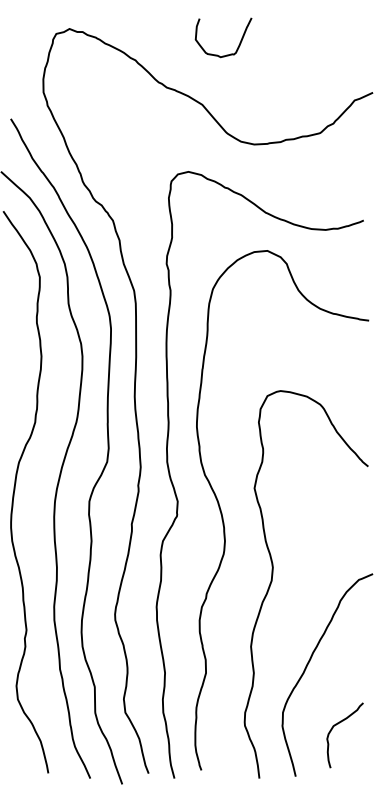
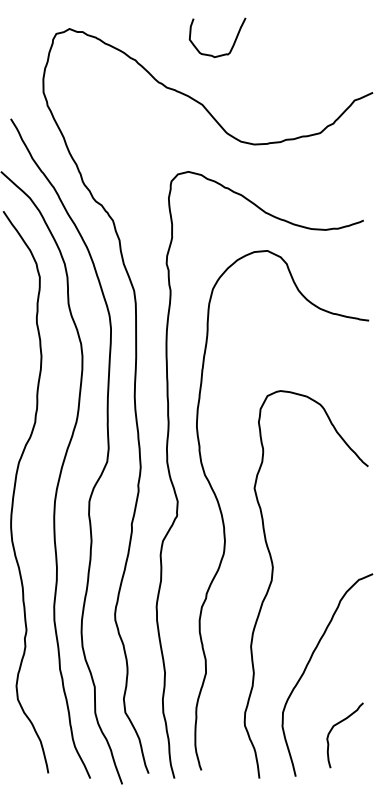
curve position: (239, 42) -> (233, 42) (233, 42)
